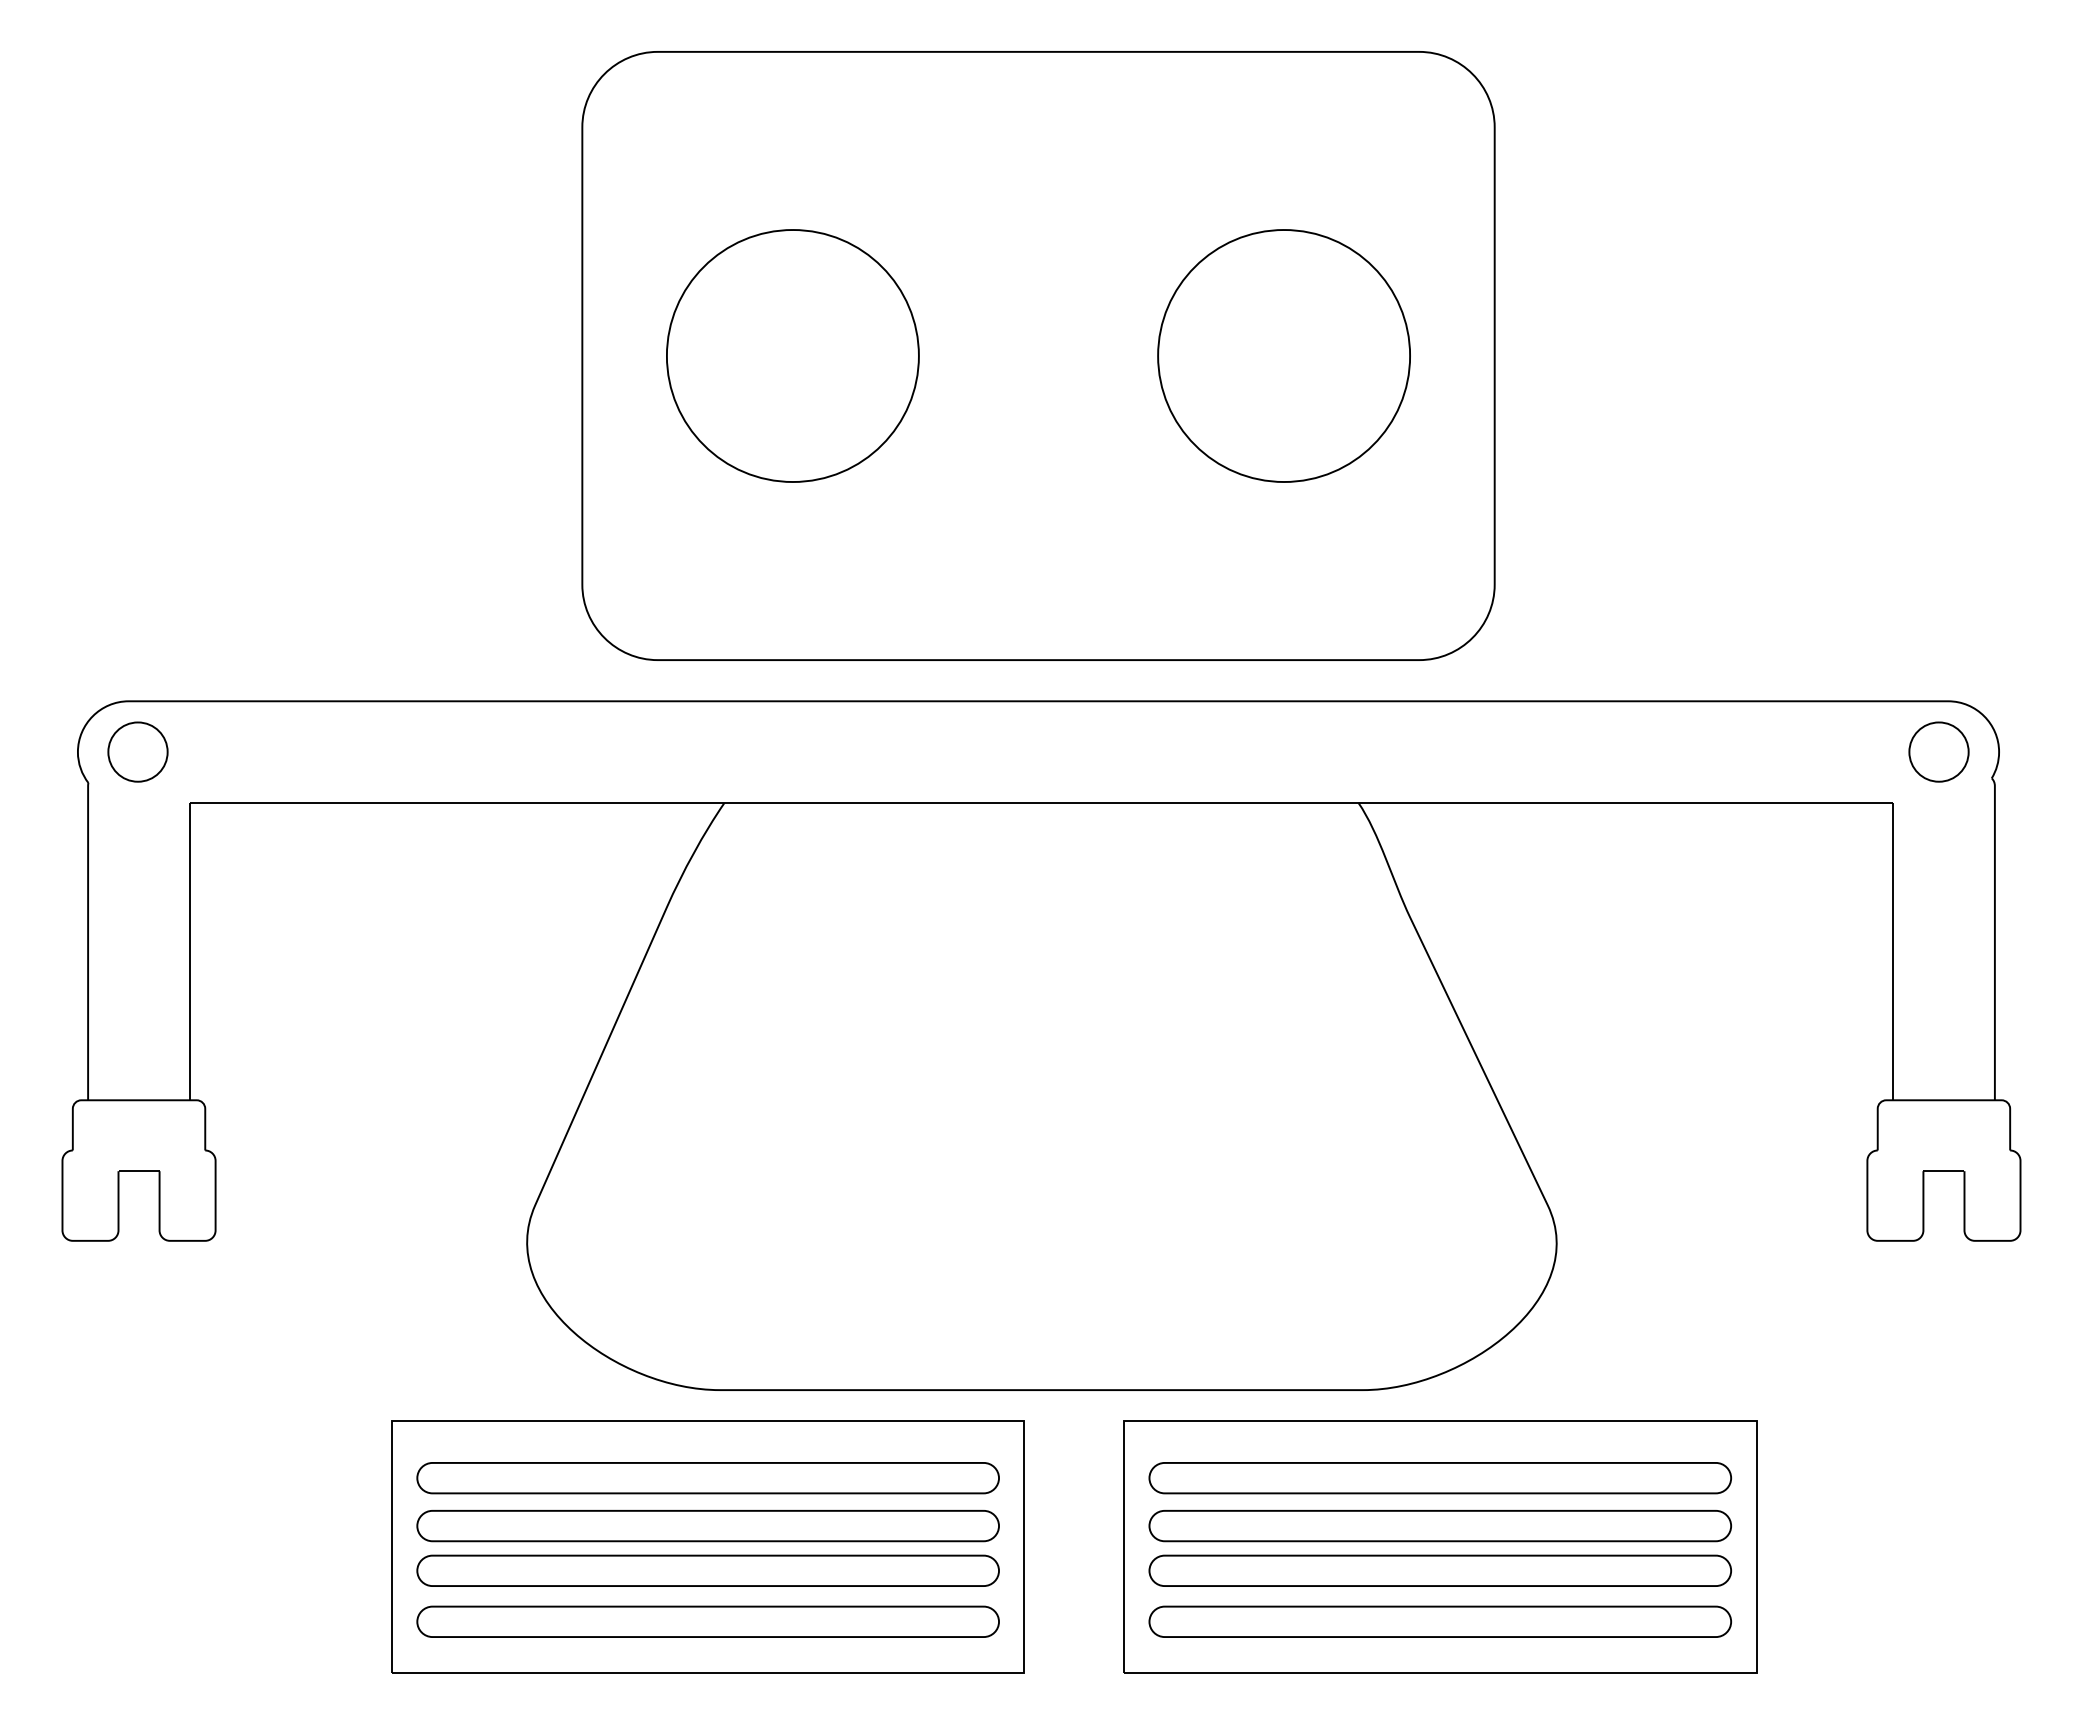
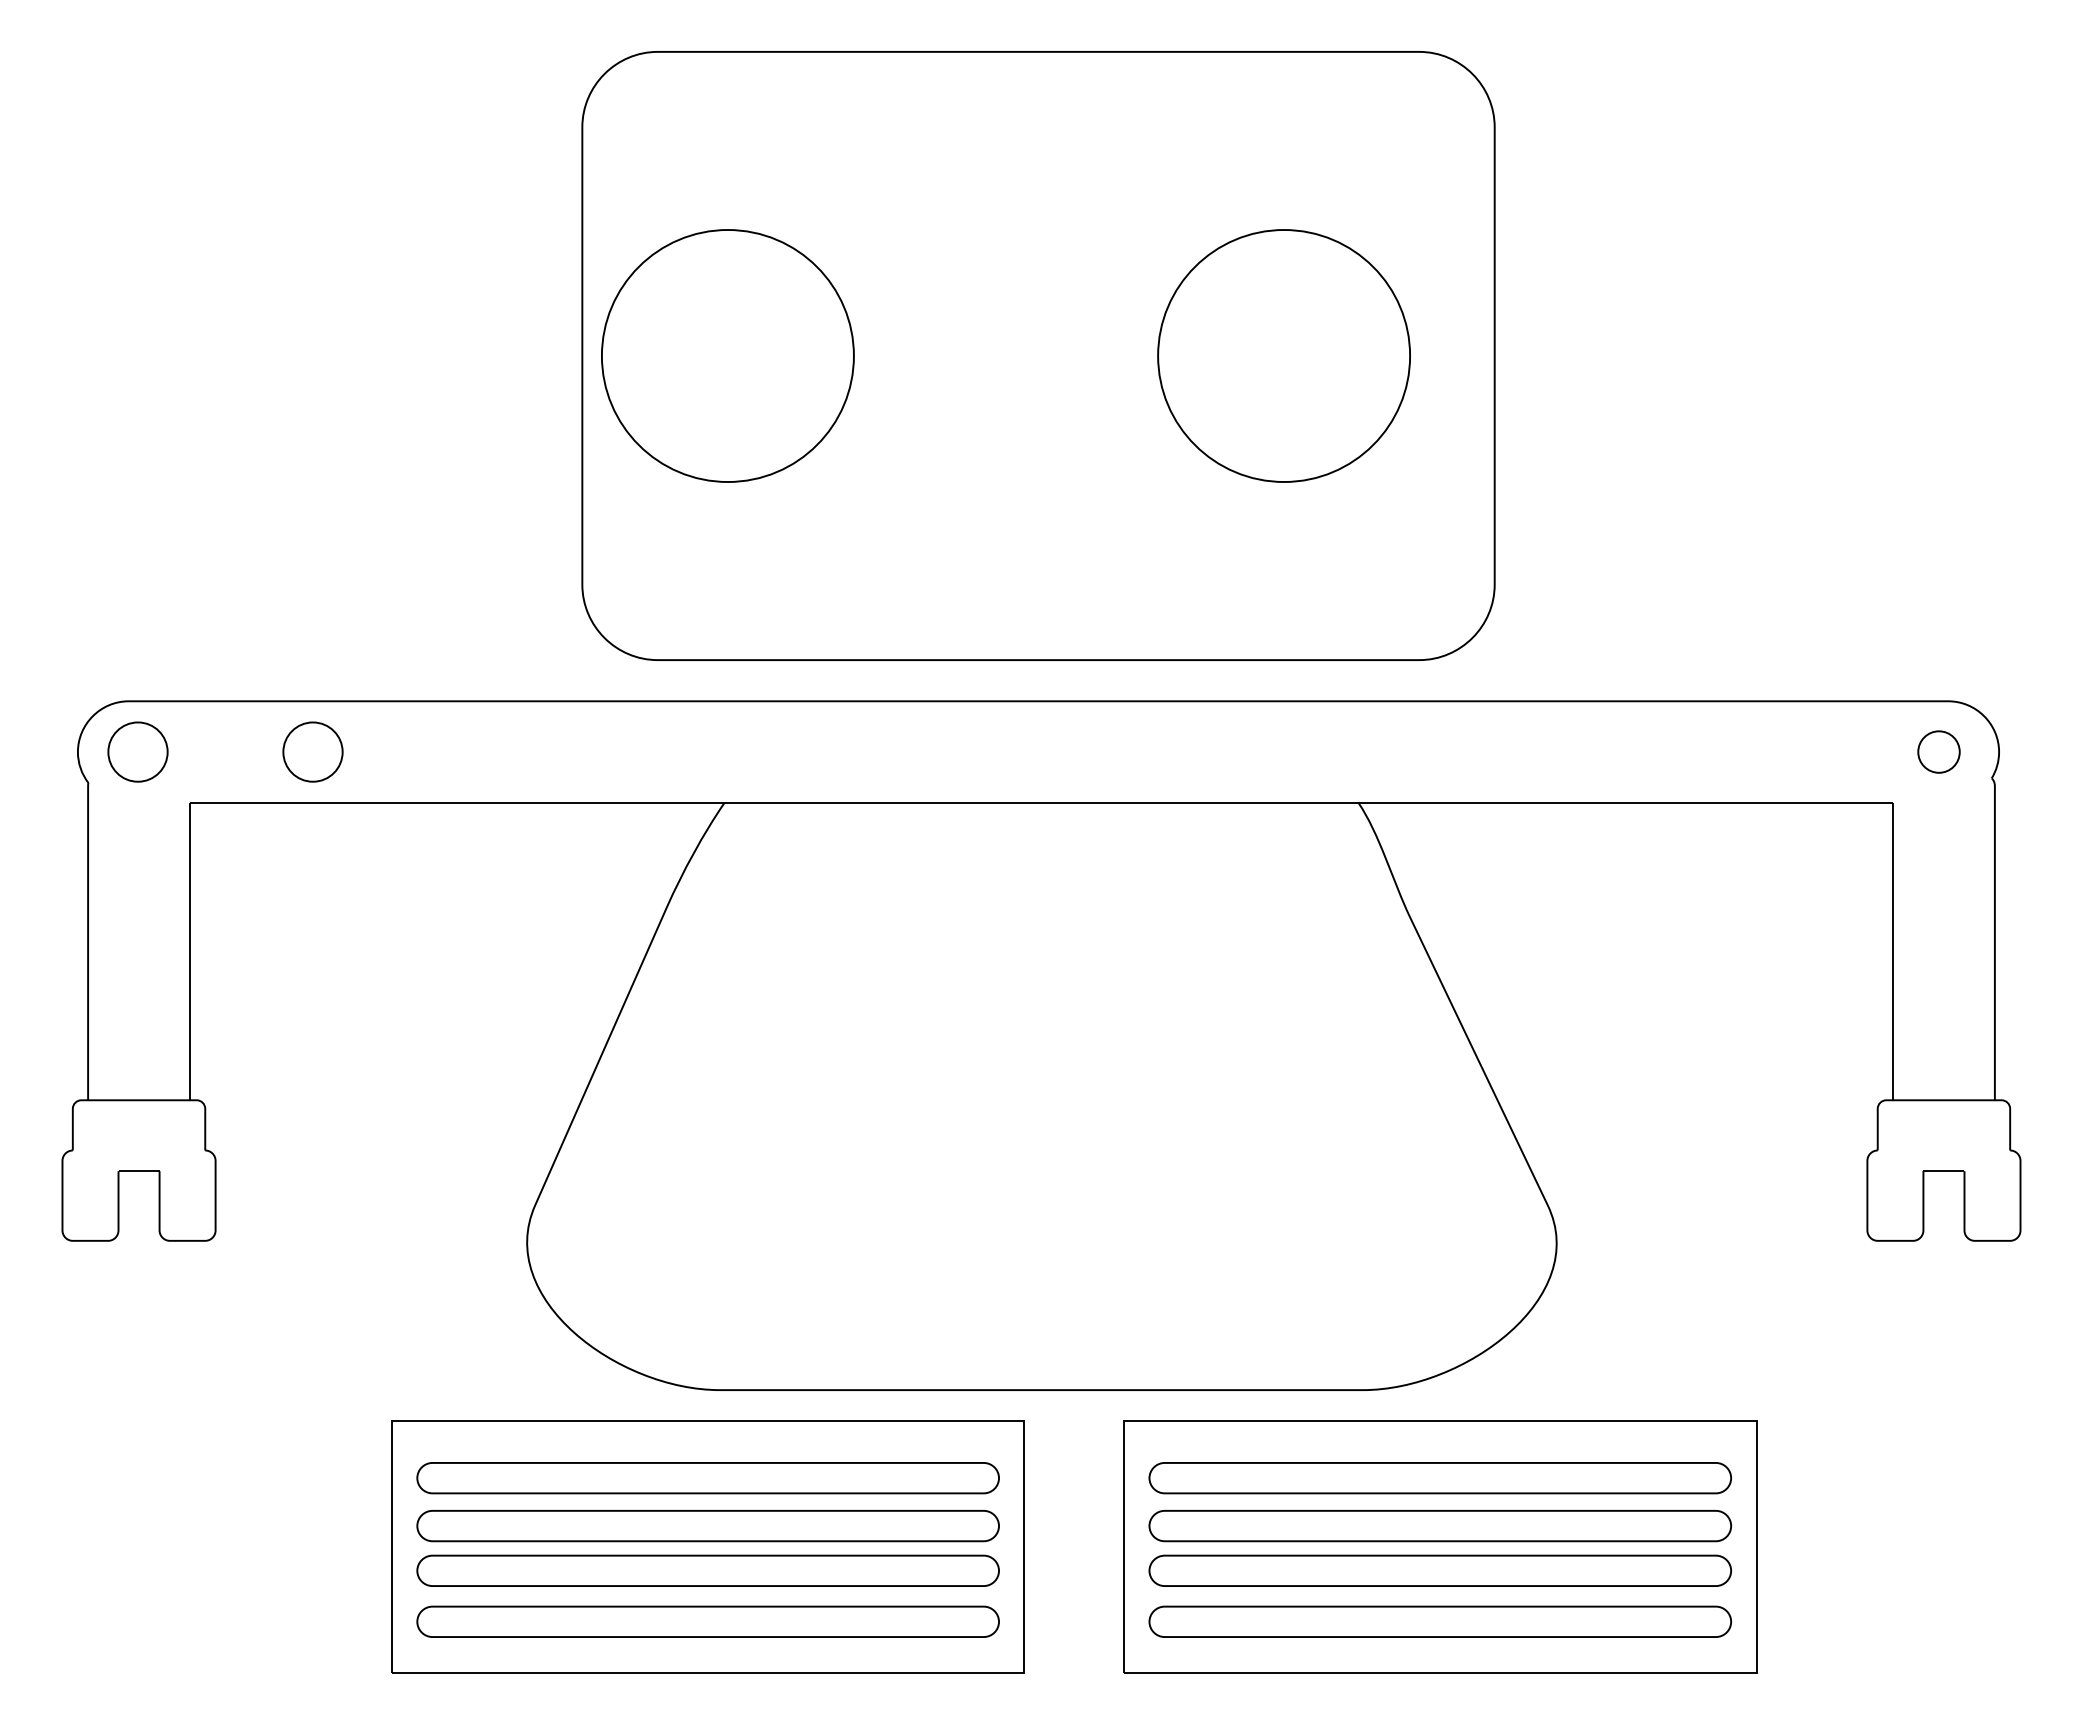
part position: (792, 355) -> (727, 355) (727, 355)
part: none -> present (312, 751)
part size: 62x62 px -> 44x44 px (1938, 751)
